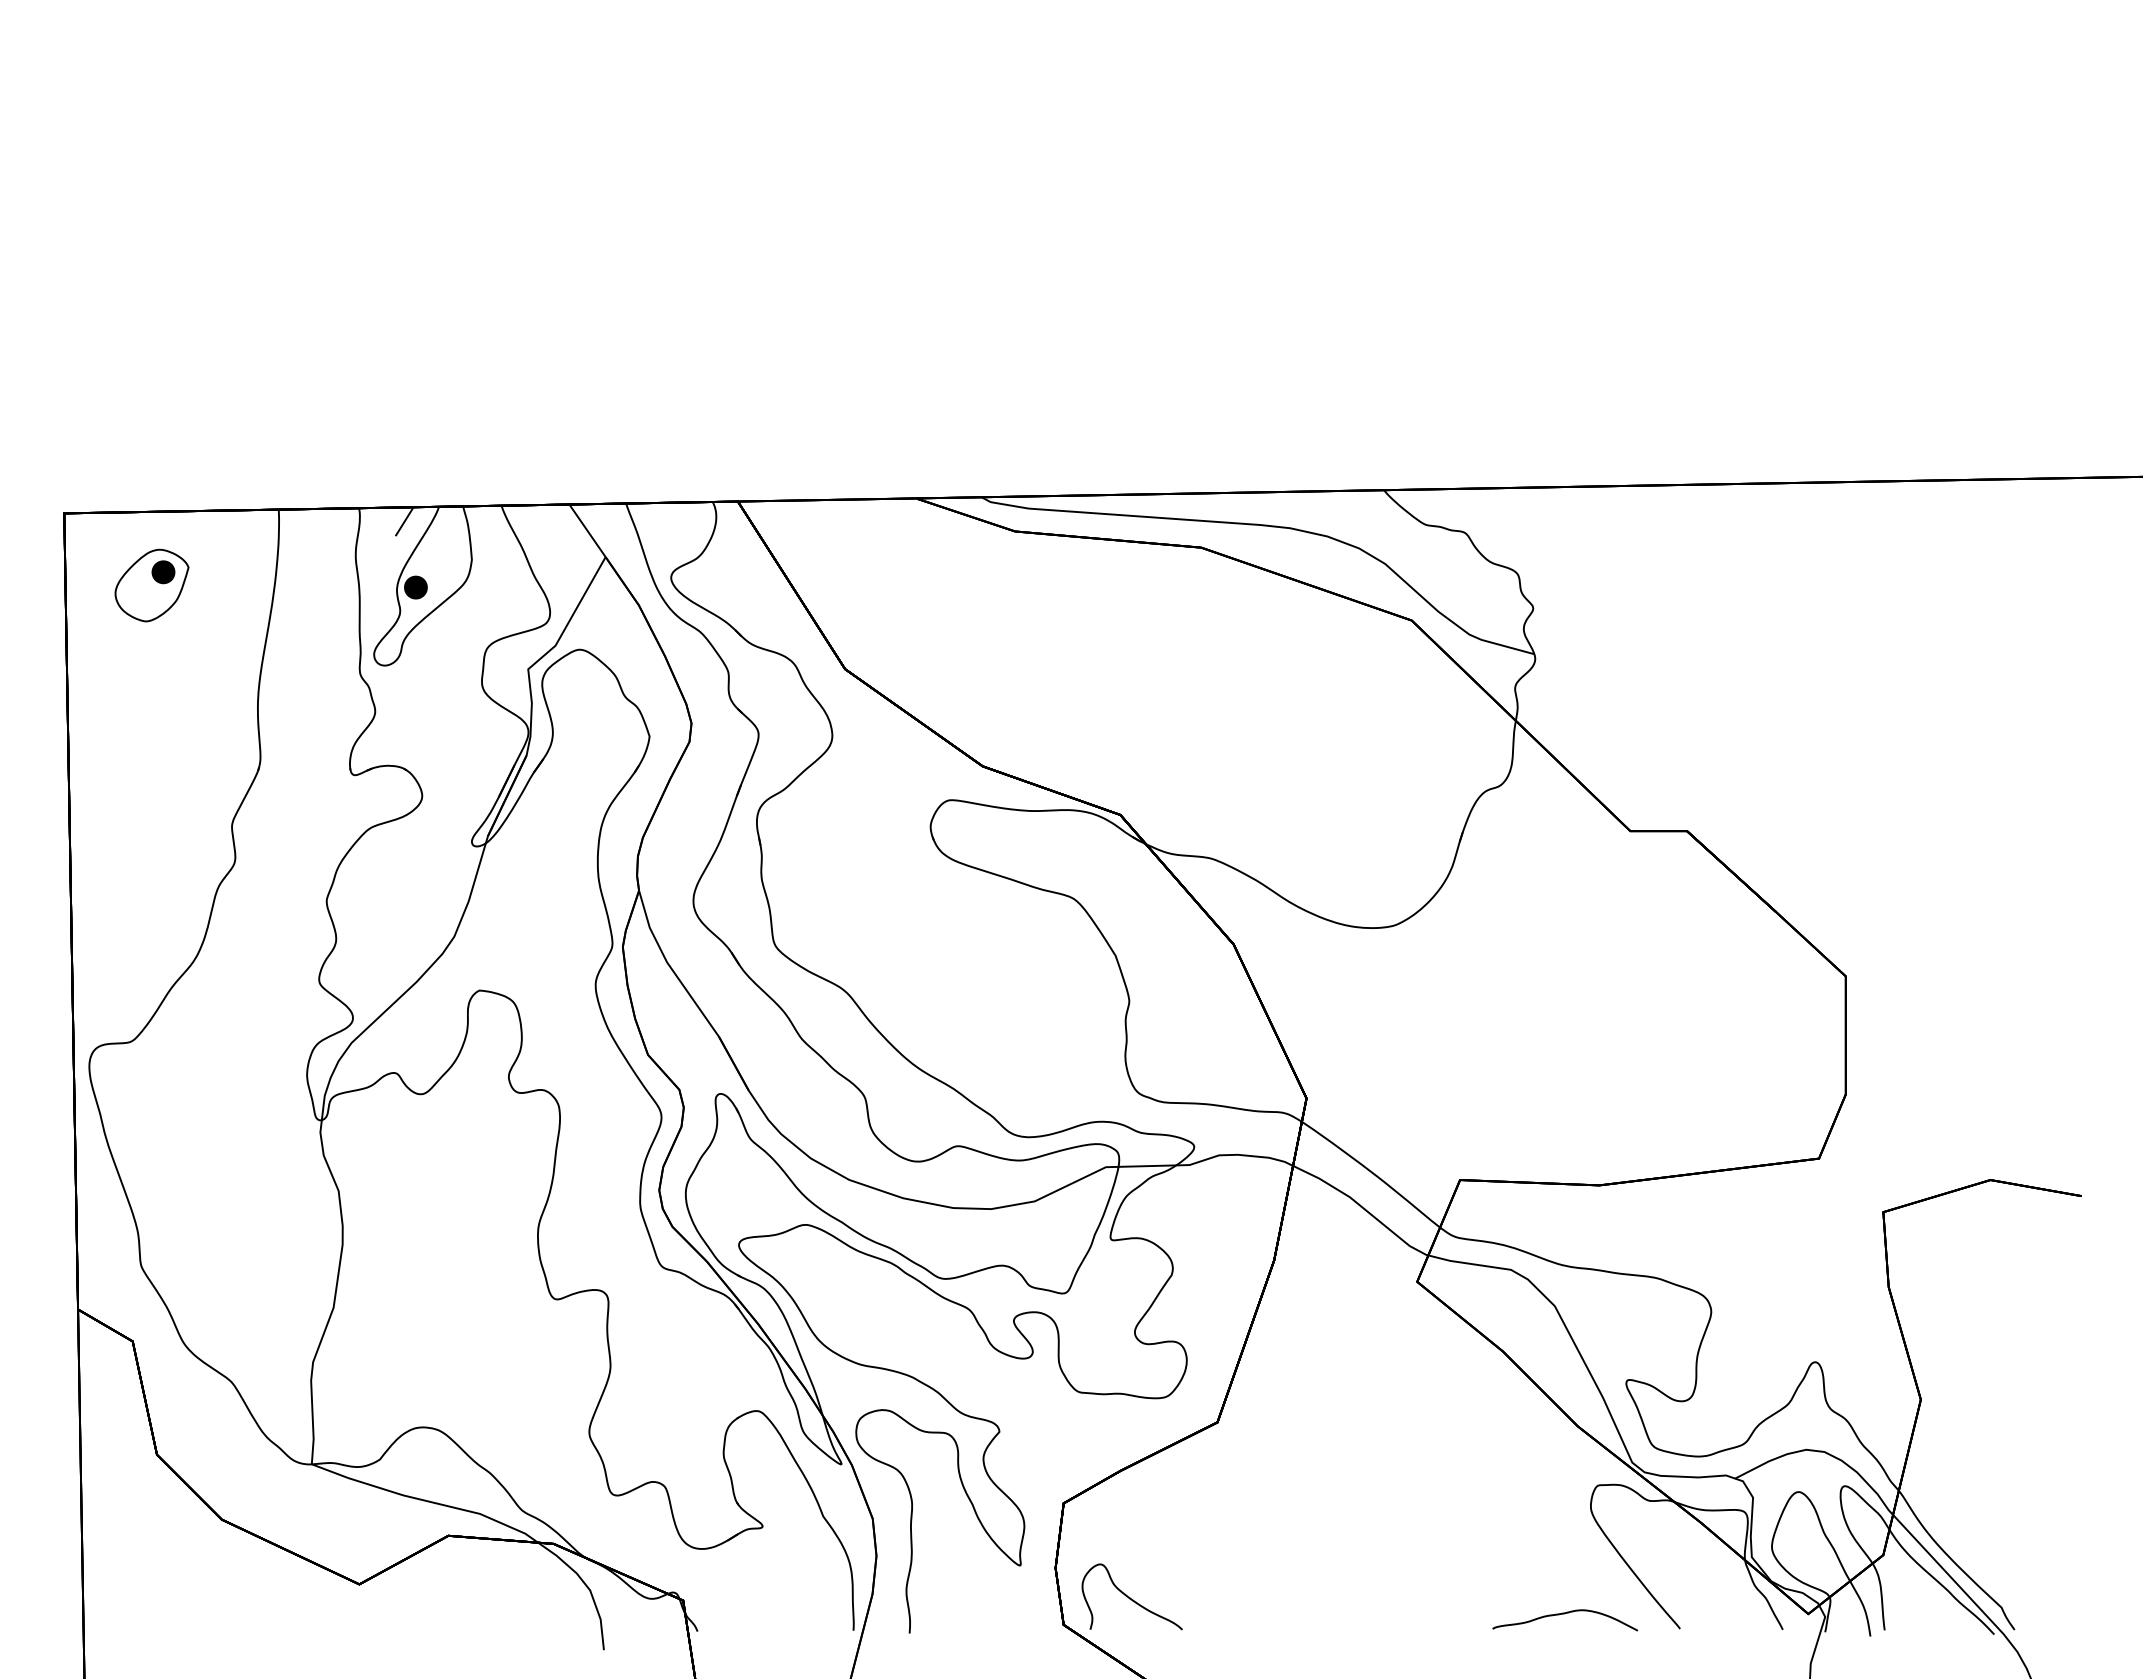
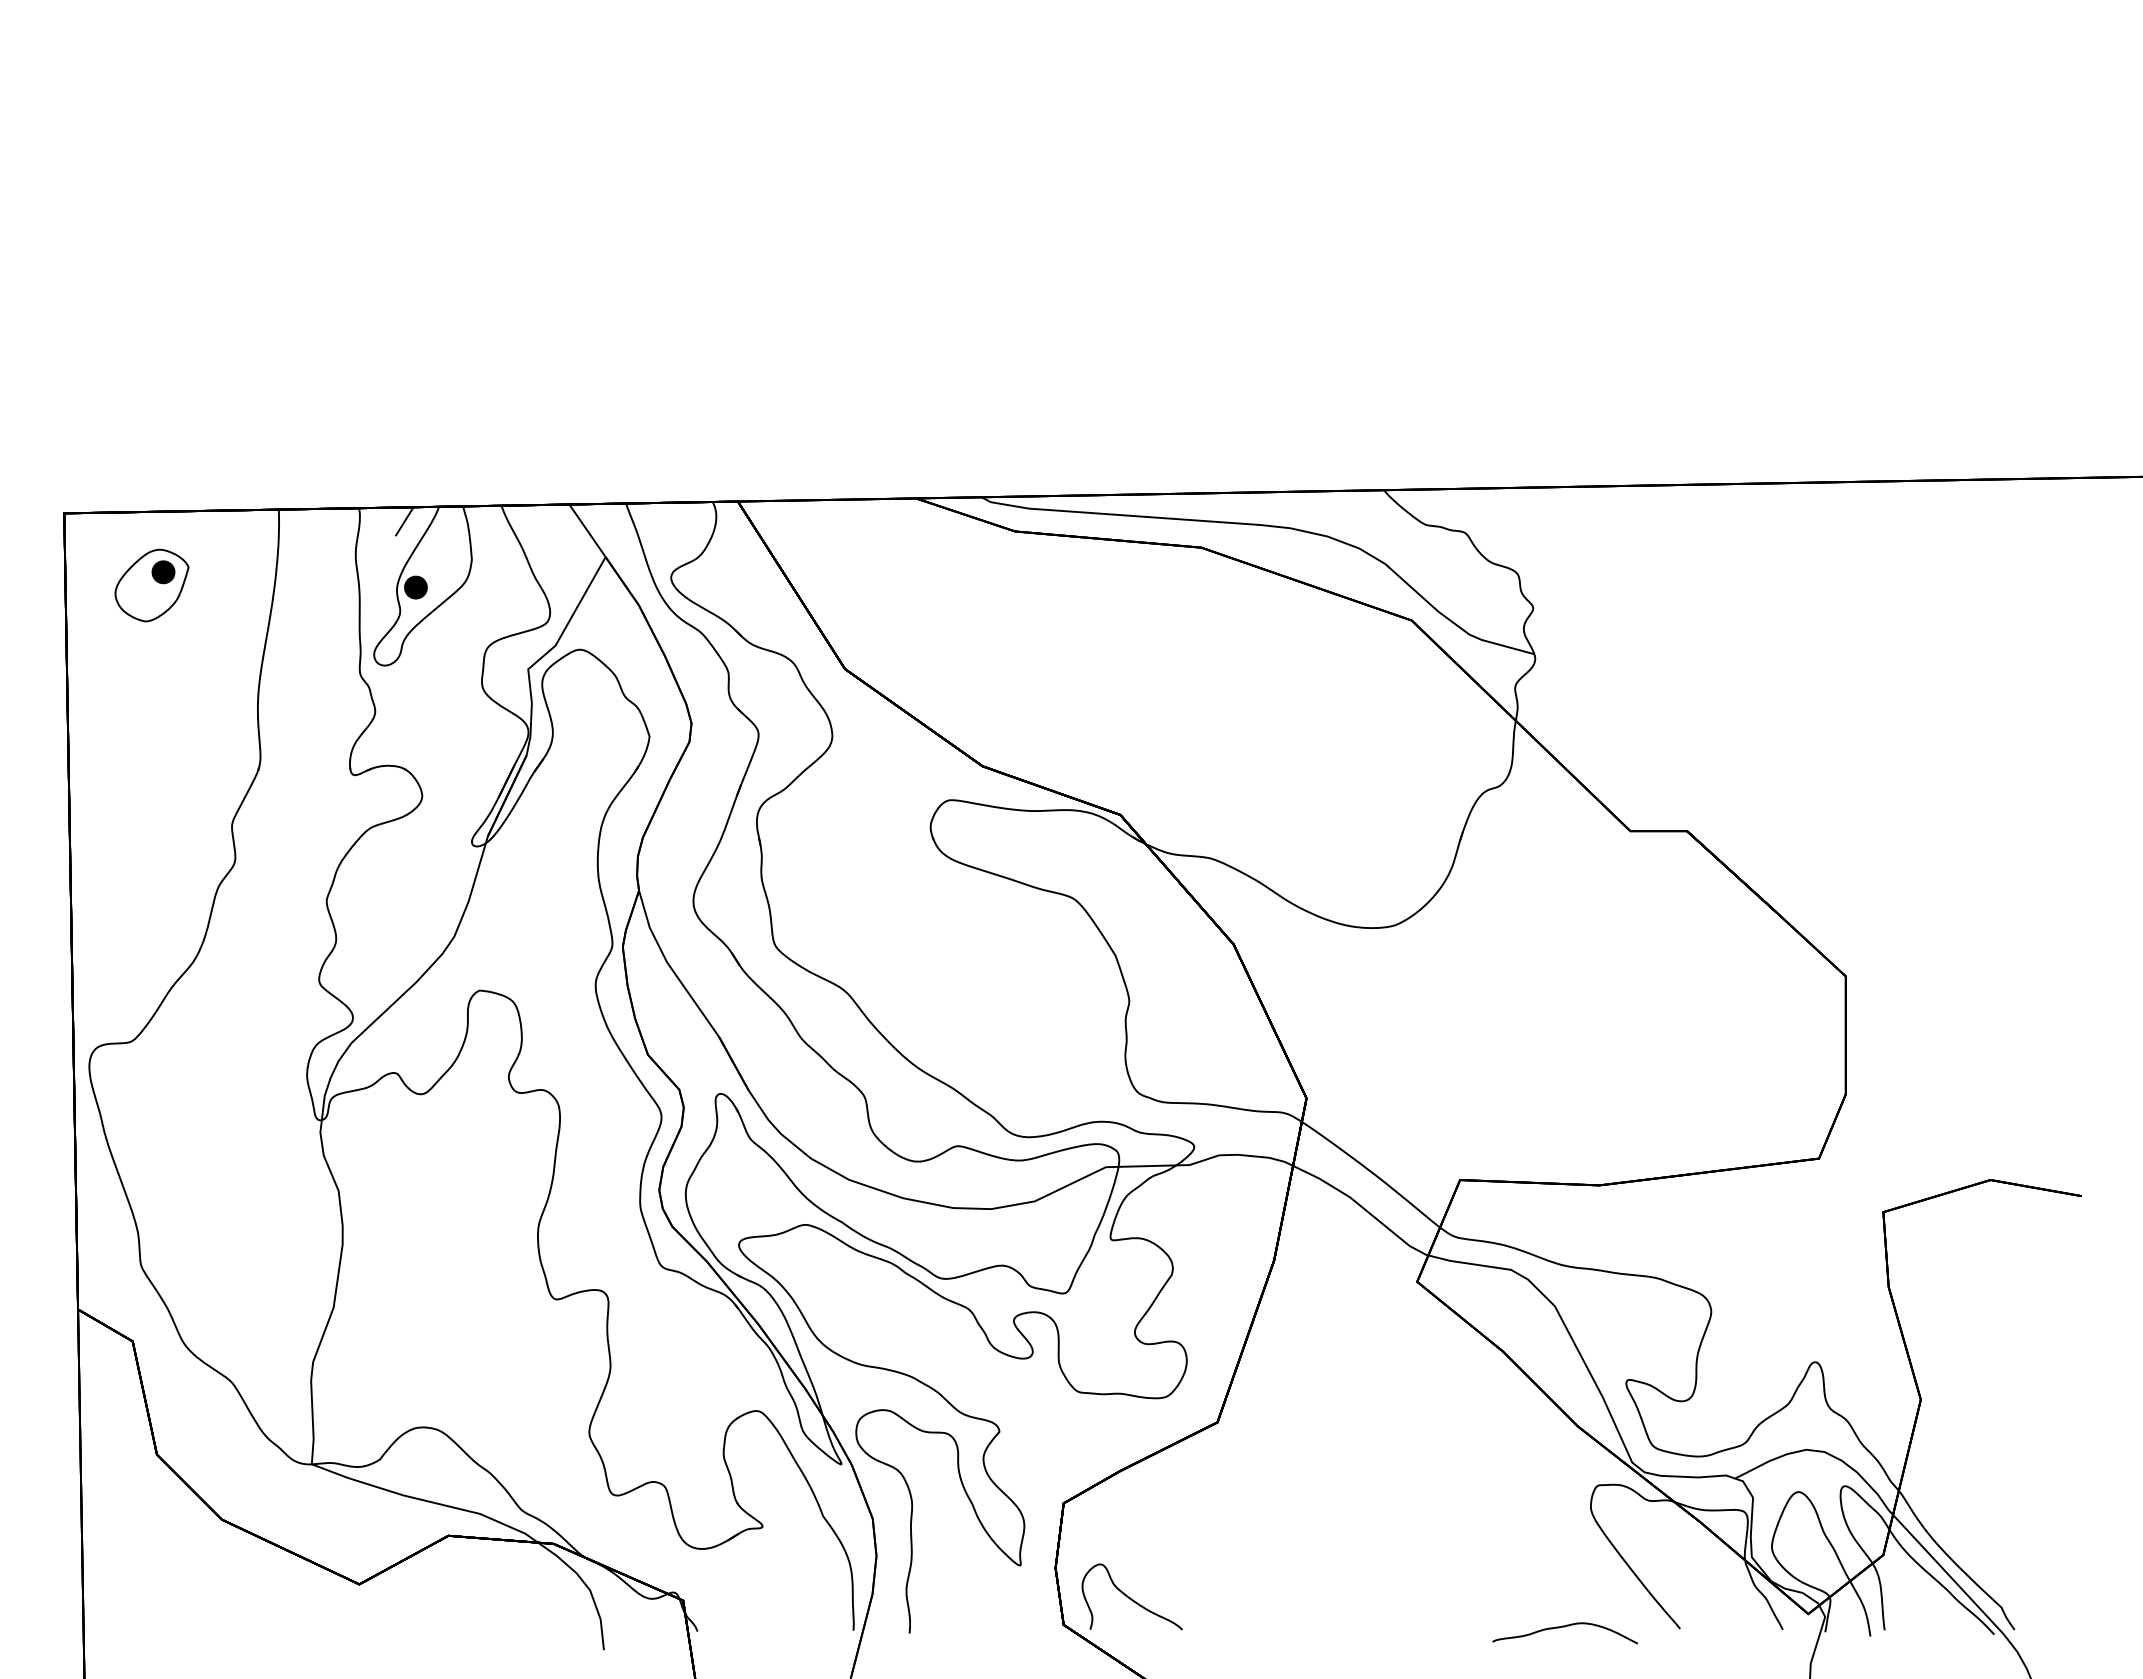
curve position: (1564, 1614) -> (1564, 1627) (1564, 1627)
